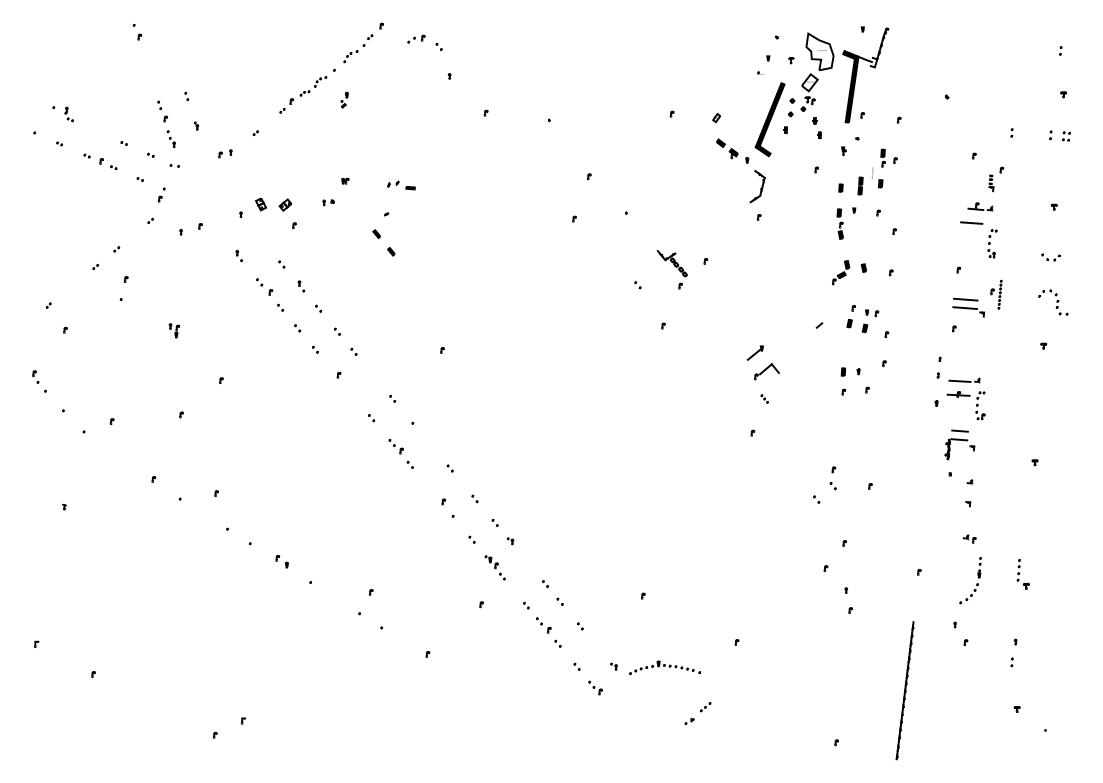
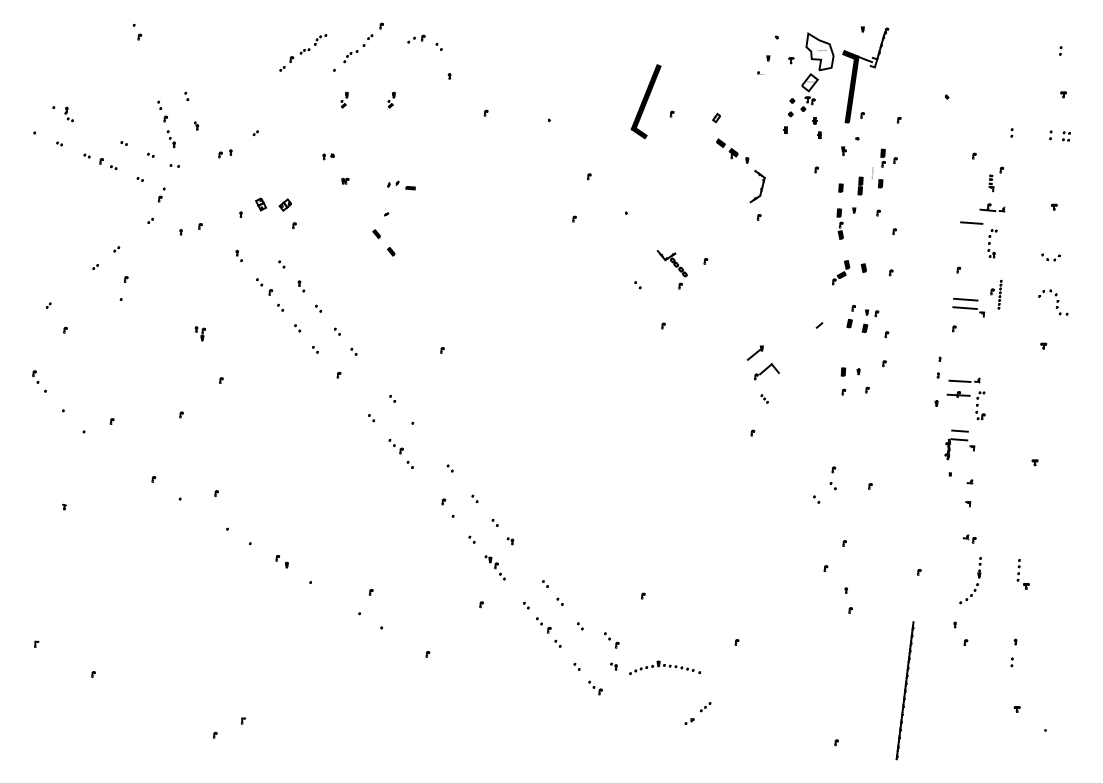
part position: (303, 94) -> (303, 52) (303, 52)
part: none -> present (391, 99)
part position: (769, 119) -> (645, 101) (645, 101)
part position: (328, 202) -> (328, 156) (328, 156)
part position: (980, 206) -> (992, 207) (992, 207)
part position: (173, 330) -> (199, 333) (199, 333)
part: none -> present (611, 640)
